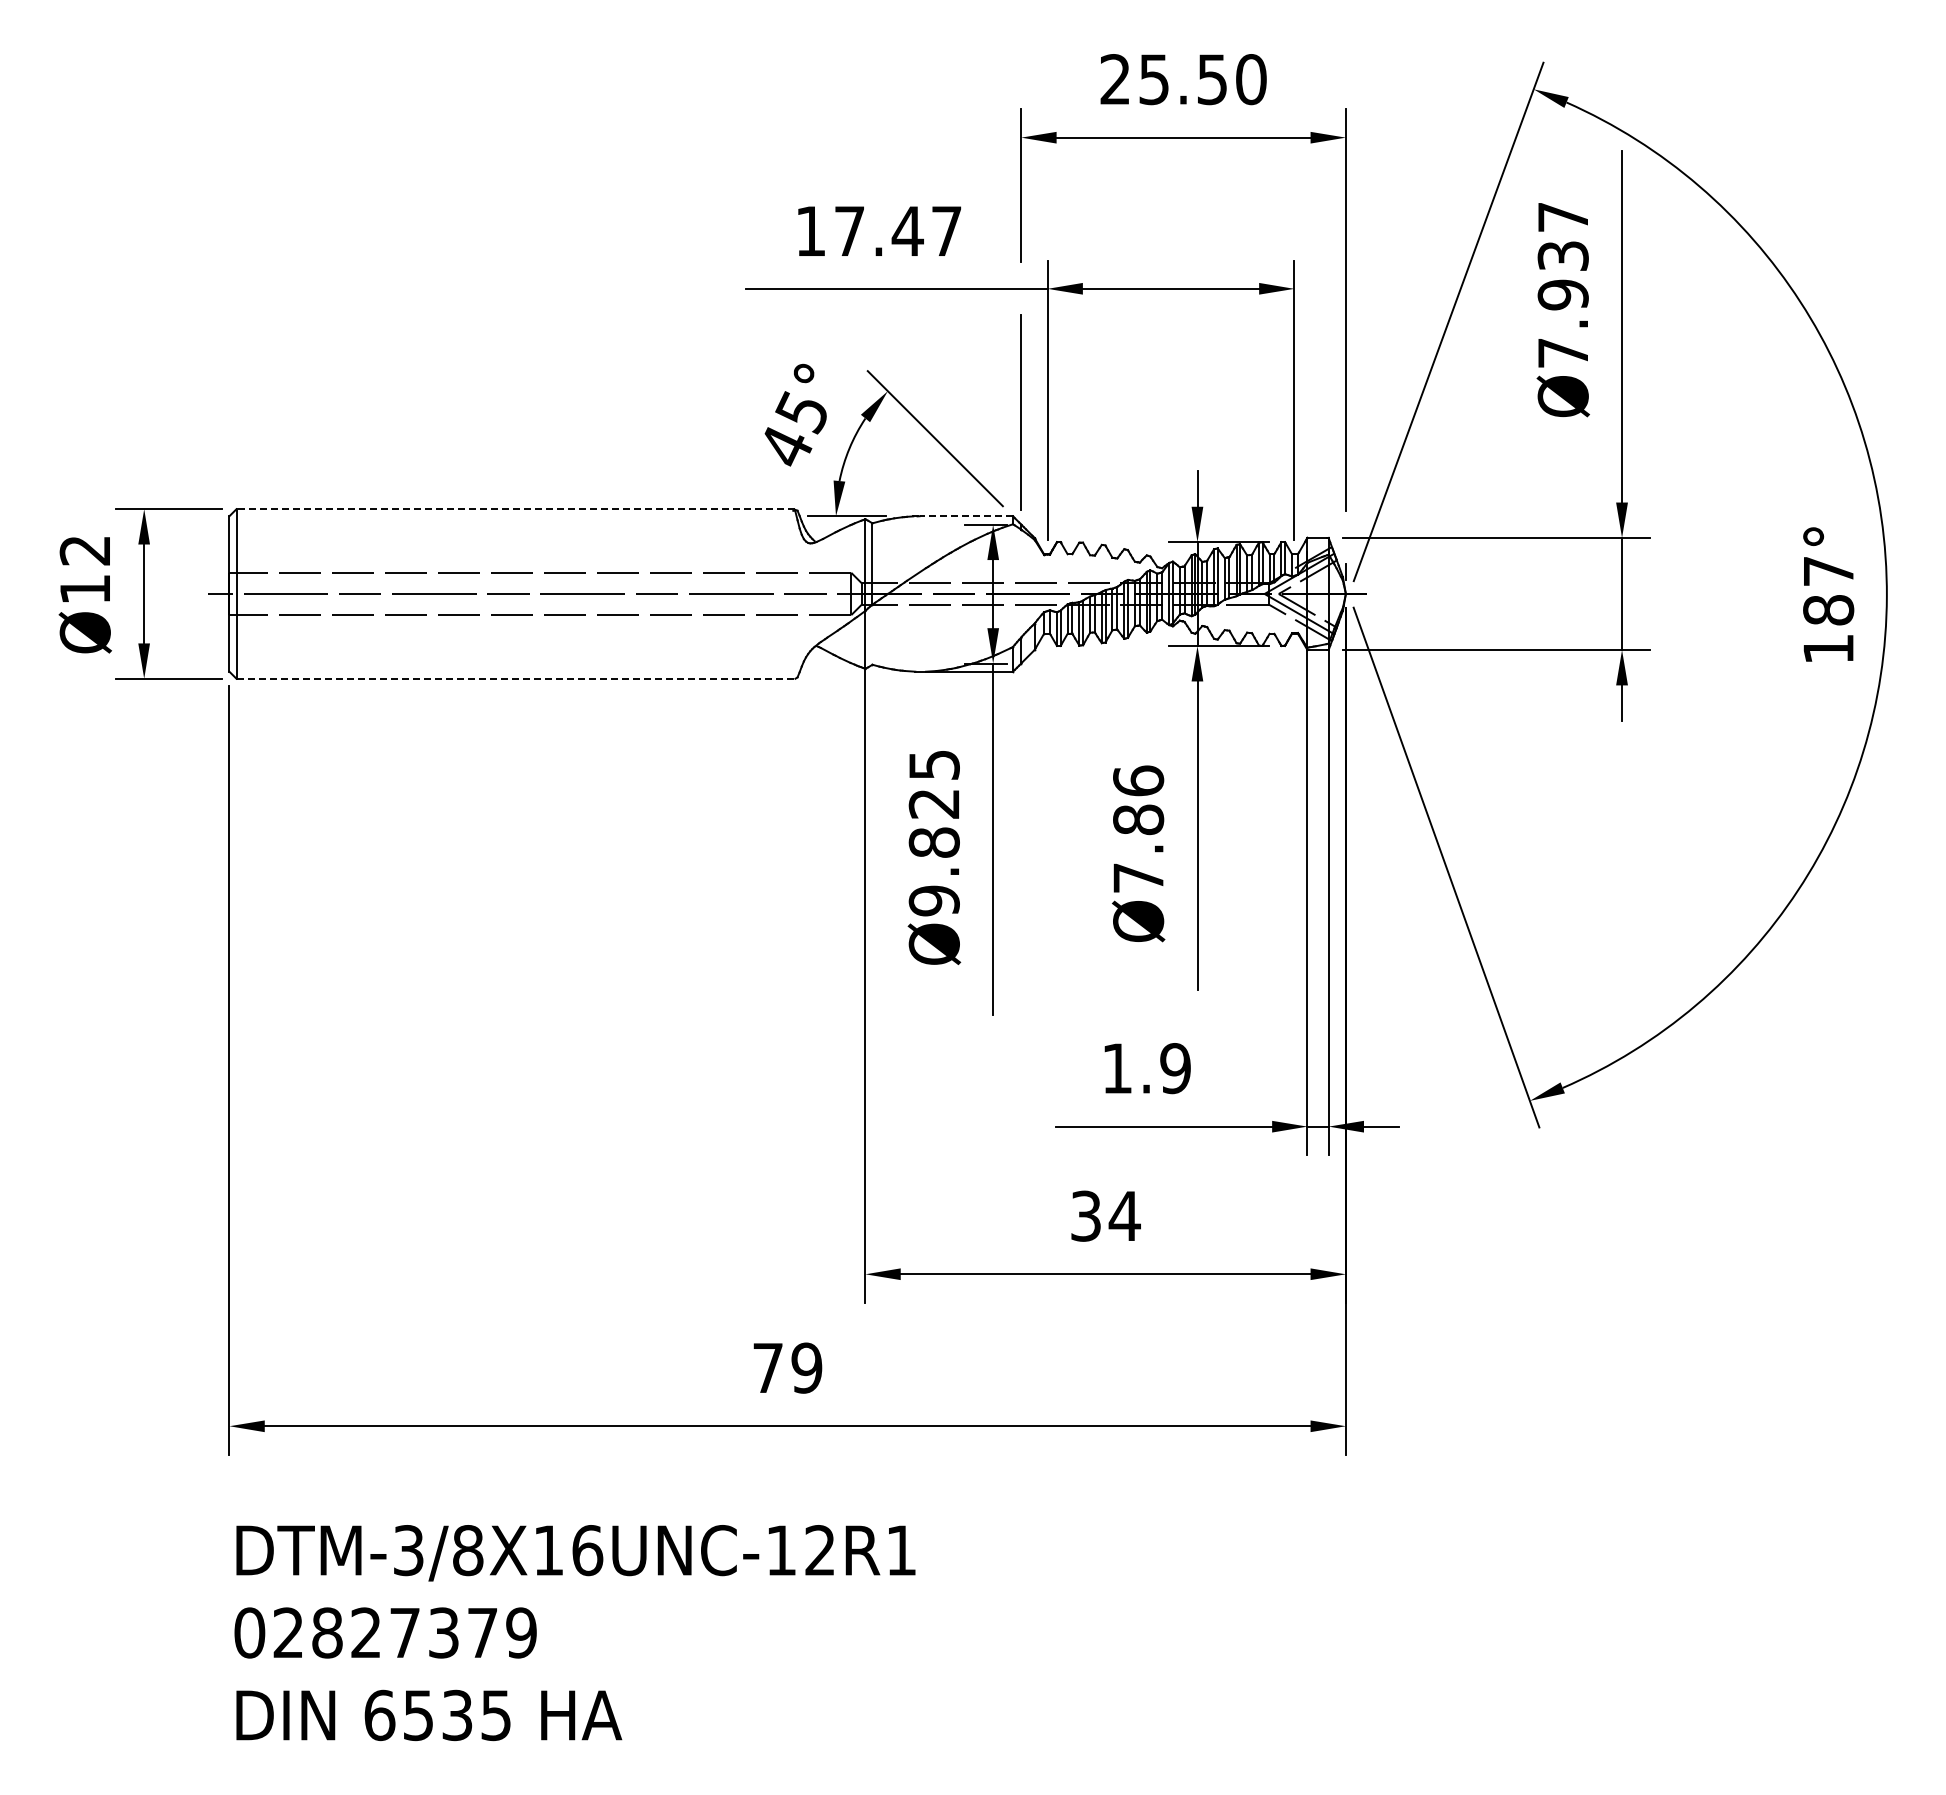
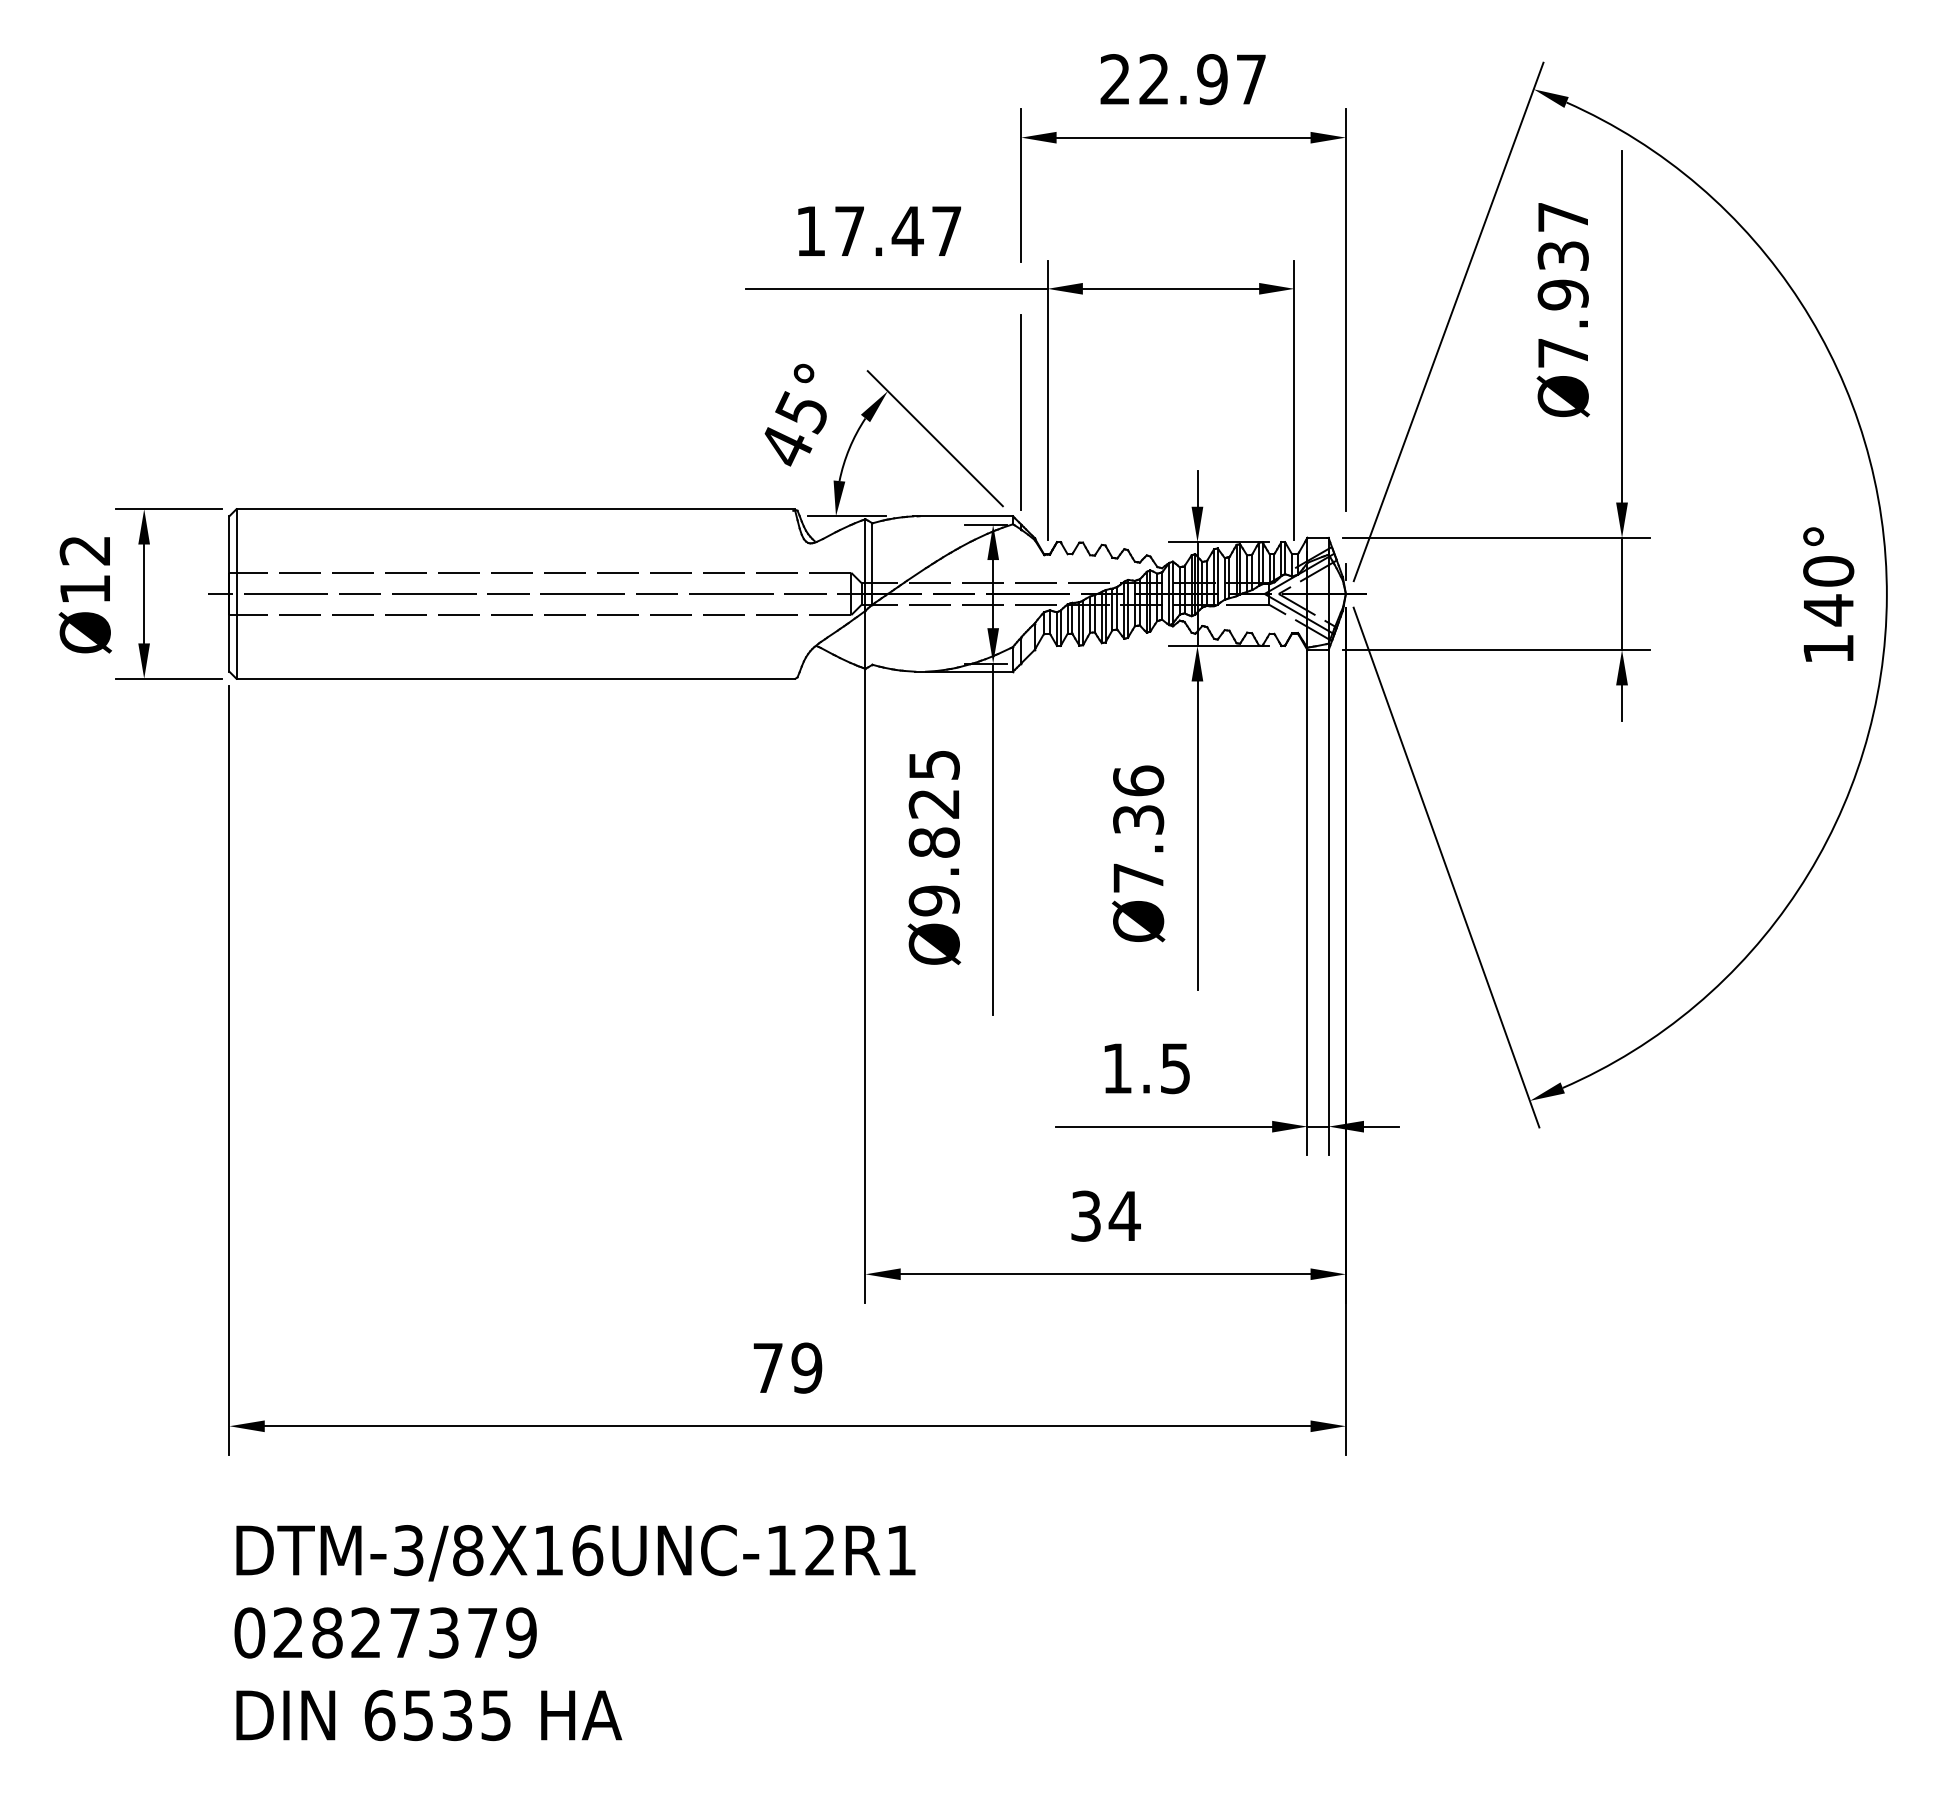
text: 25.50 -> 22.97 (1202, 79)
line: dashed -> solid (515, 509)
line: dashed -> solid (966, 516)
text: 187° -> 140° (1828, 591)
line: dashed -> solid (516, 678)
text: Ø7.86 -> Ø7.36 (1138, 819)
text: 1.9 -> 1.5 (1175, 1068)
